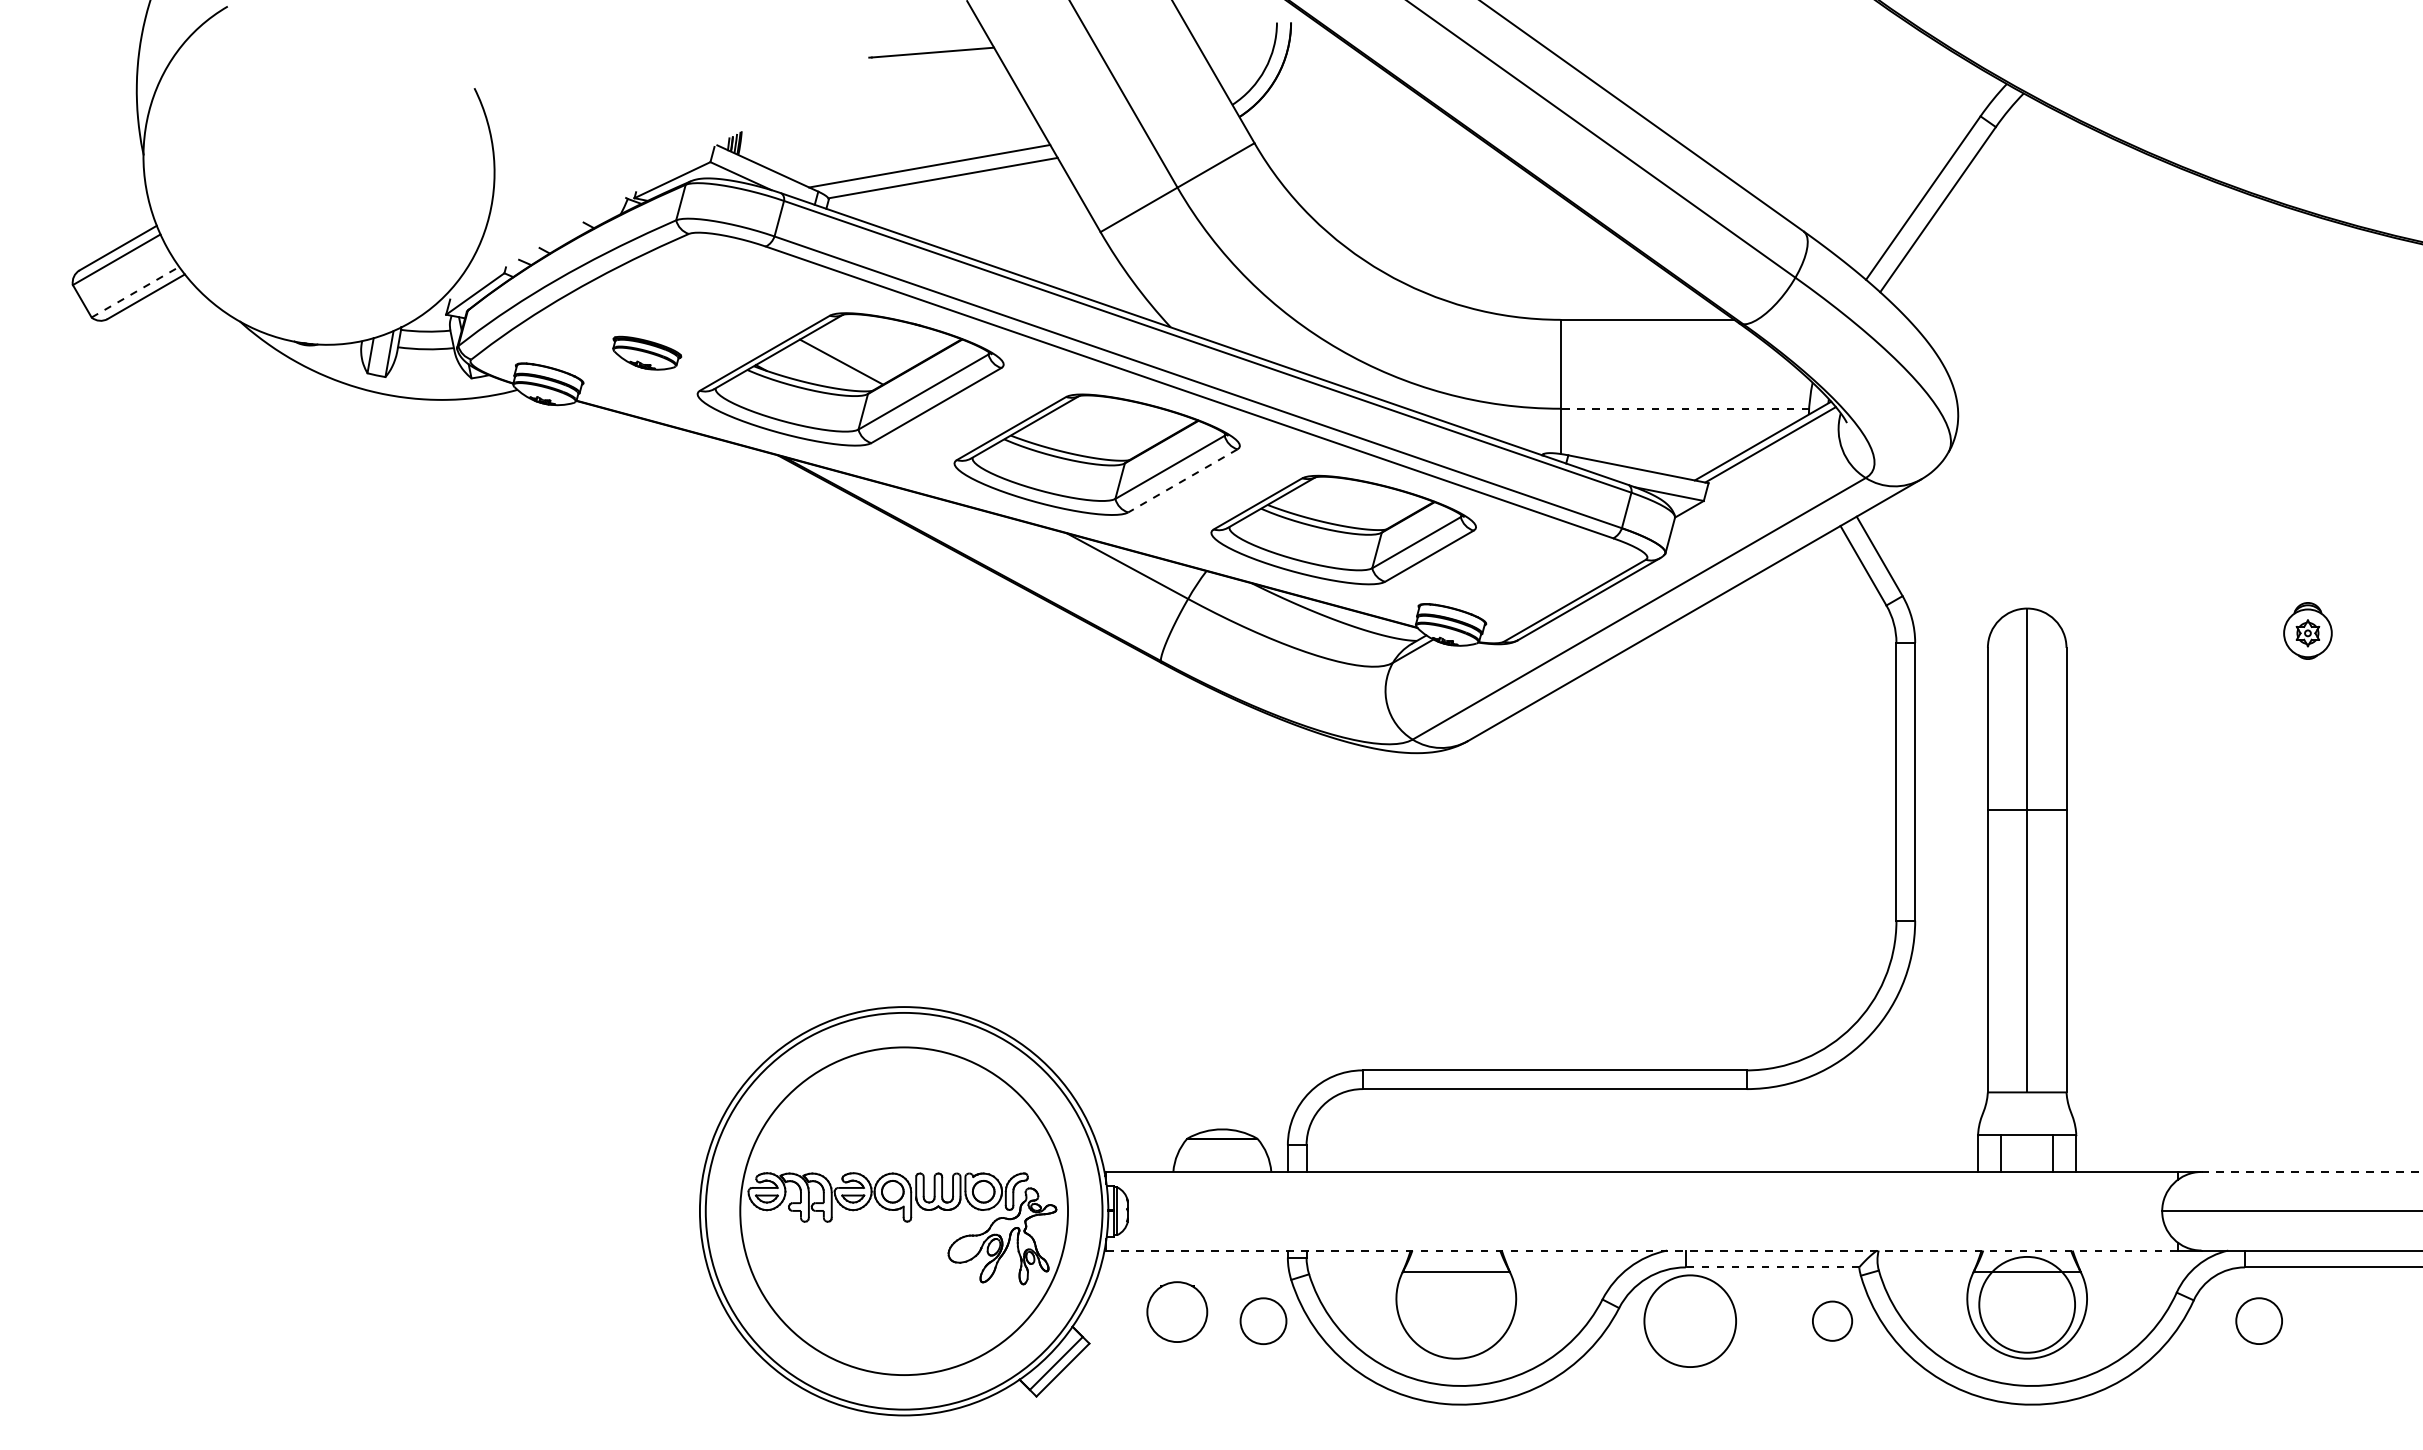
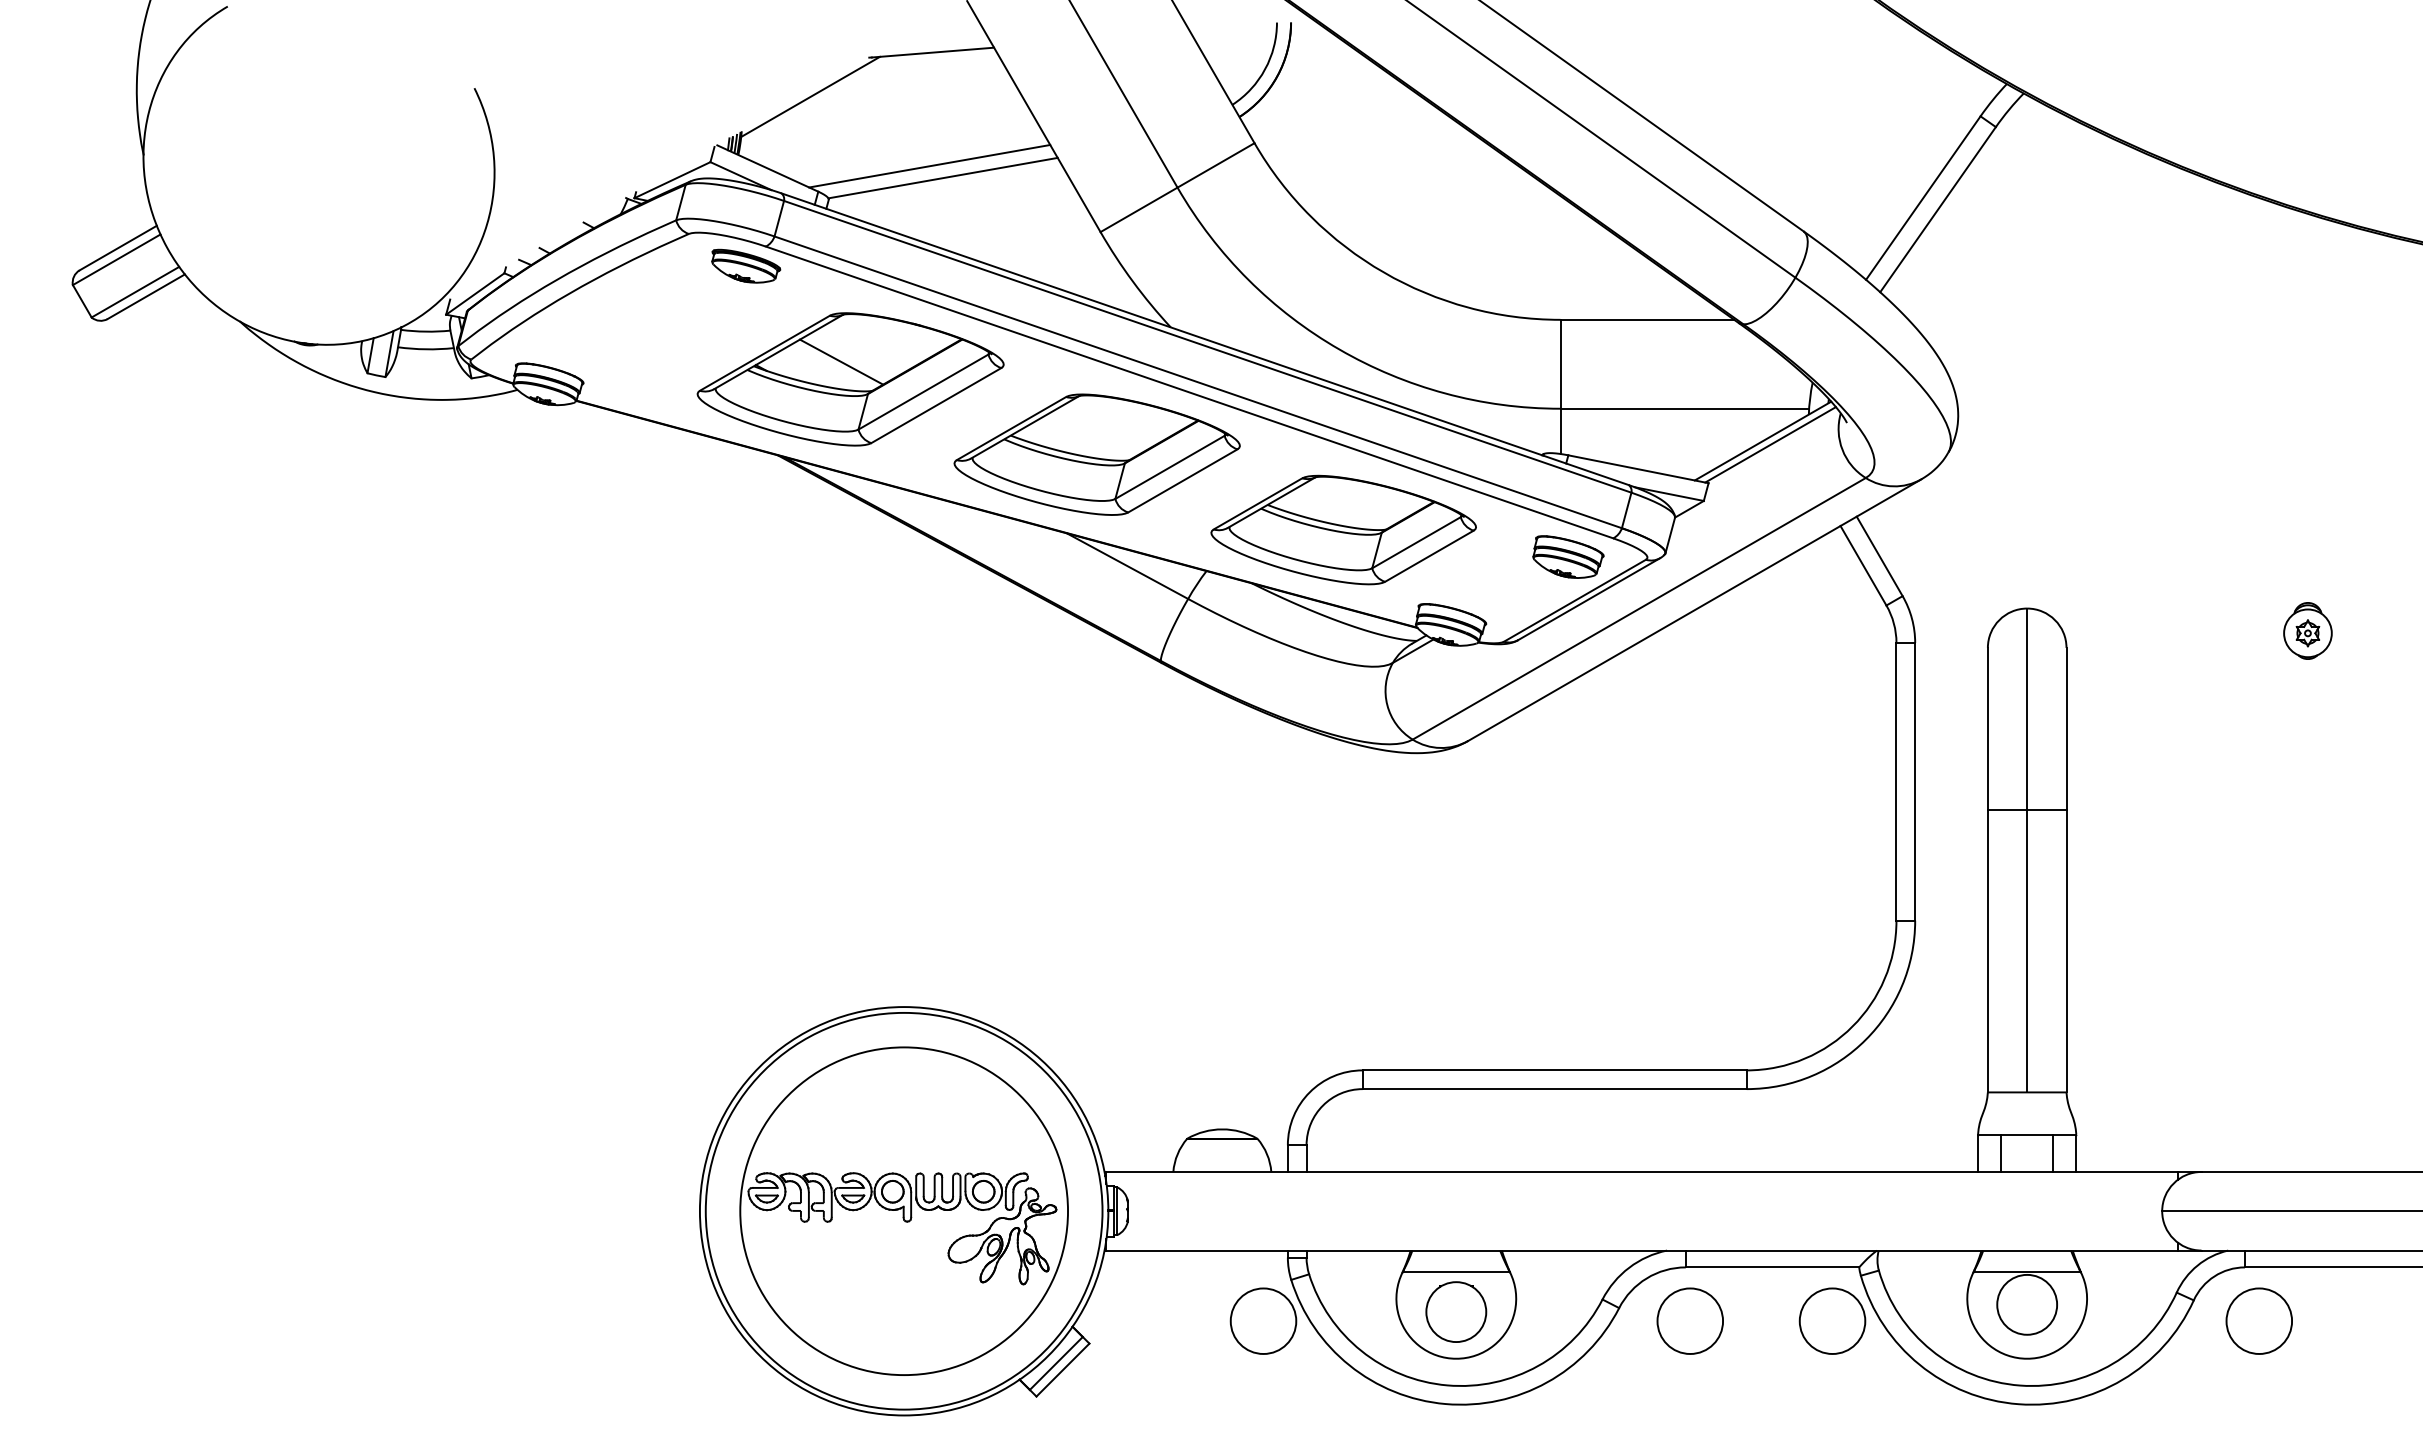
line: none -> present (810, 96)
line: dashed -> solid (135, 292)
part position: (647, 352) -> (746, 265) (746, 265)
line: dashed -> solid (1684, 408)
line: dashed -> solid (1182, 481)
part: none -> present (1568, 556)
line: dashed -> solid (2312, 1171)
line: dashed -> solid (1642, 1250)
line: dashed -> solid (1772, 1267)
circle diameter: 96 px -> 60 px (2027, 1304)
part position: (1177, 1311) -> (1456, 1311) (1456, 1311)
circle diameter: 39 px -> 66 px (1832, 1320)
circle size: 48x48 px -> 68x68 px (2258, 1320)
circle diameter: 46 px -> 66 px (1263, 1320)
circle diameter: 92 px -> 66 px (1690, 1320)
